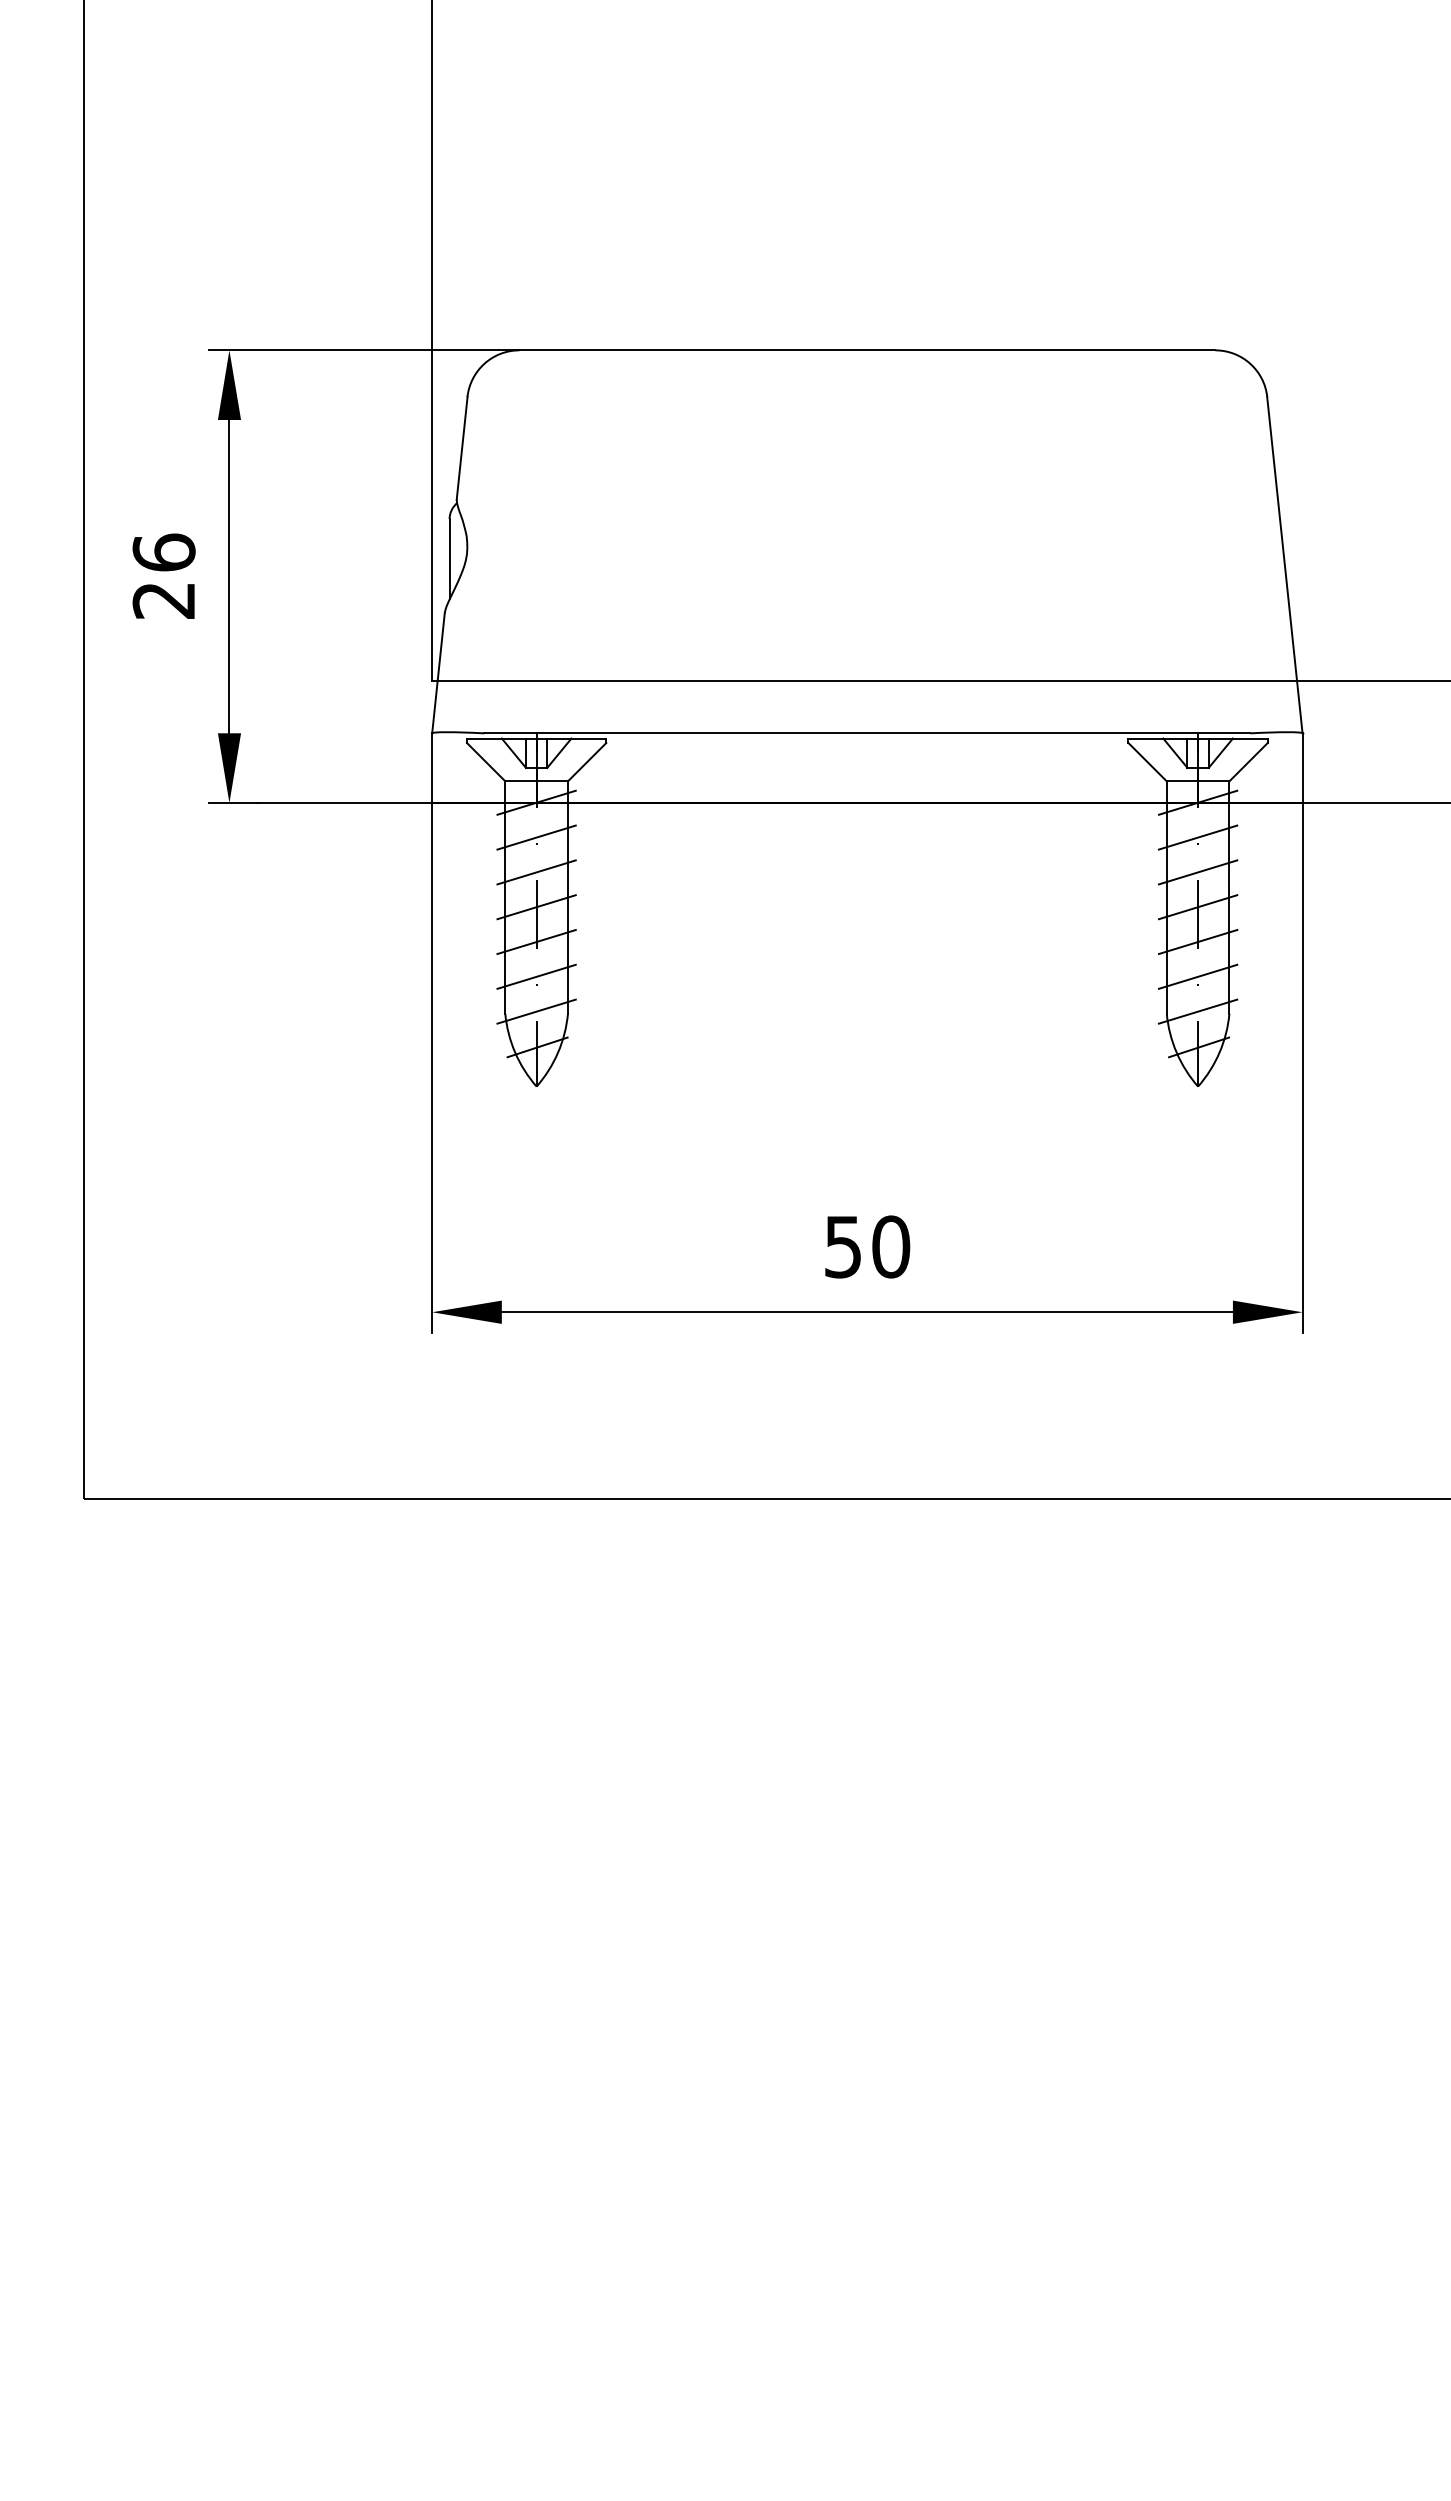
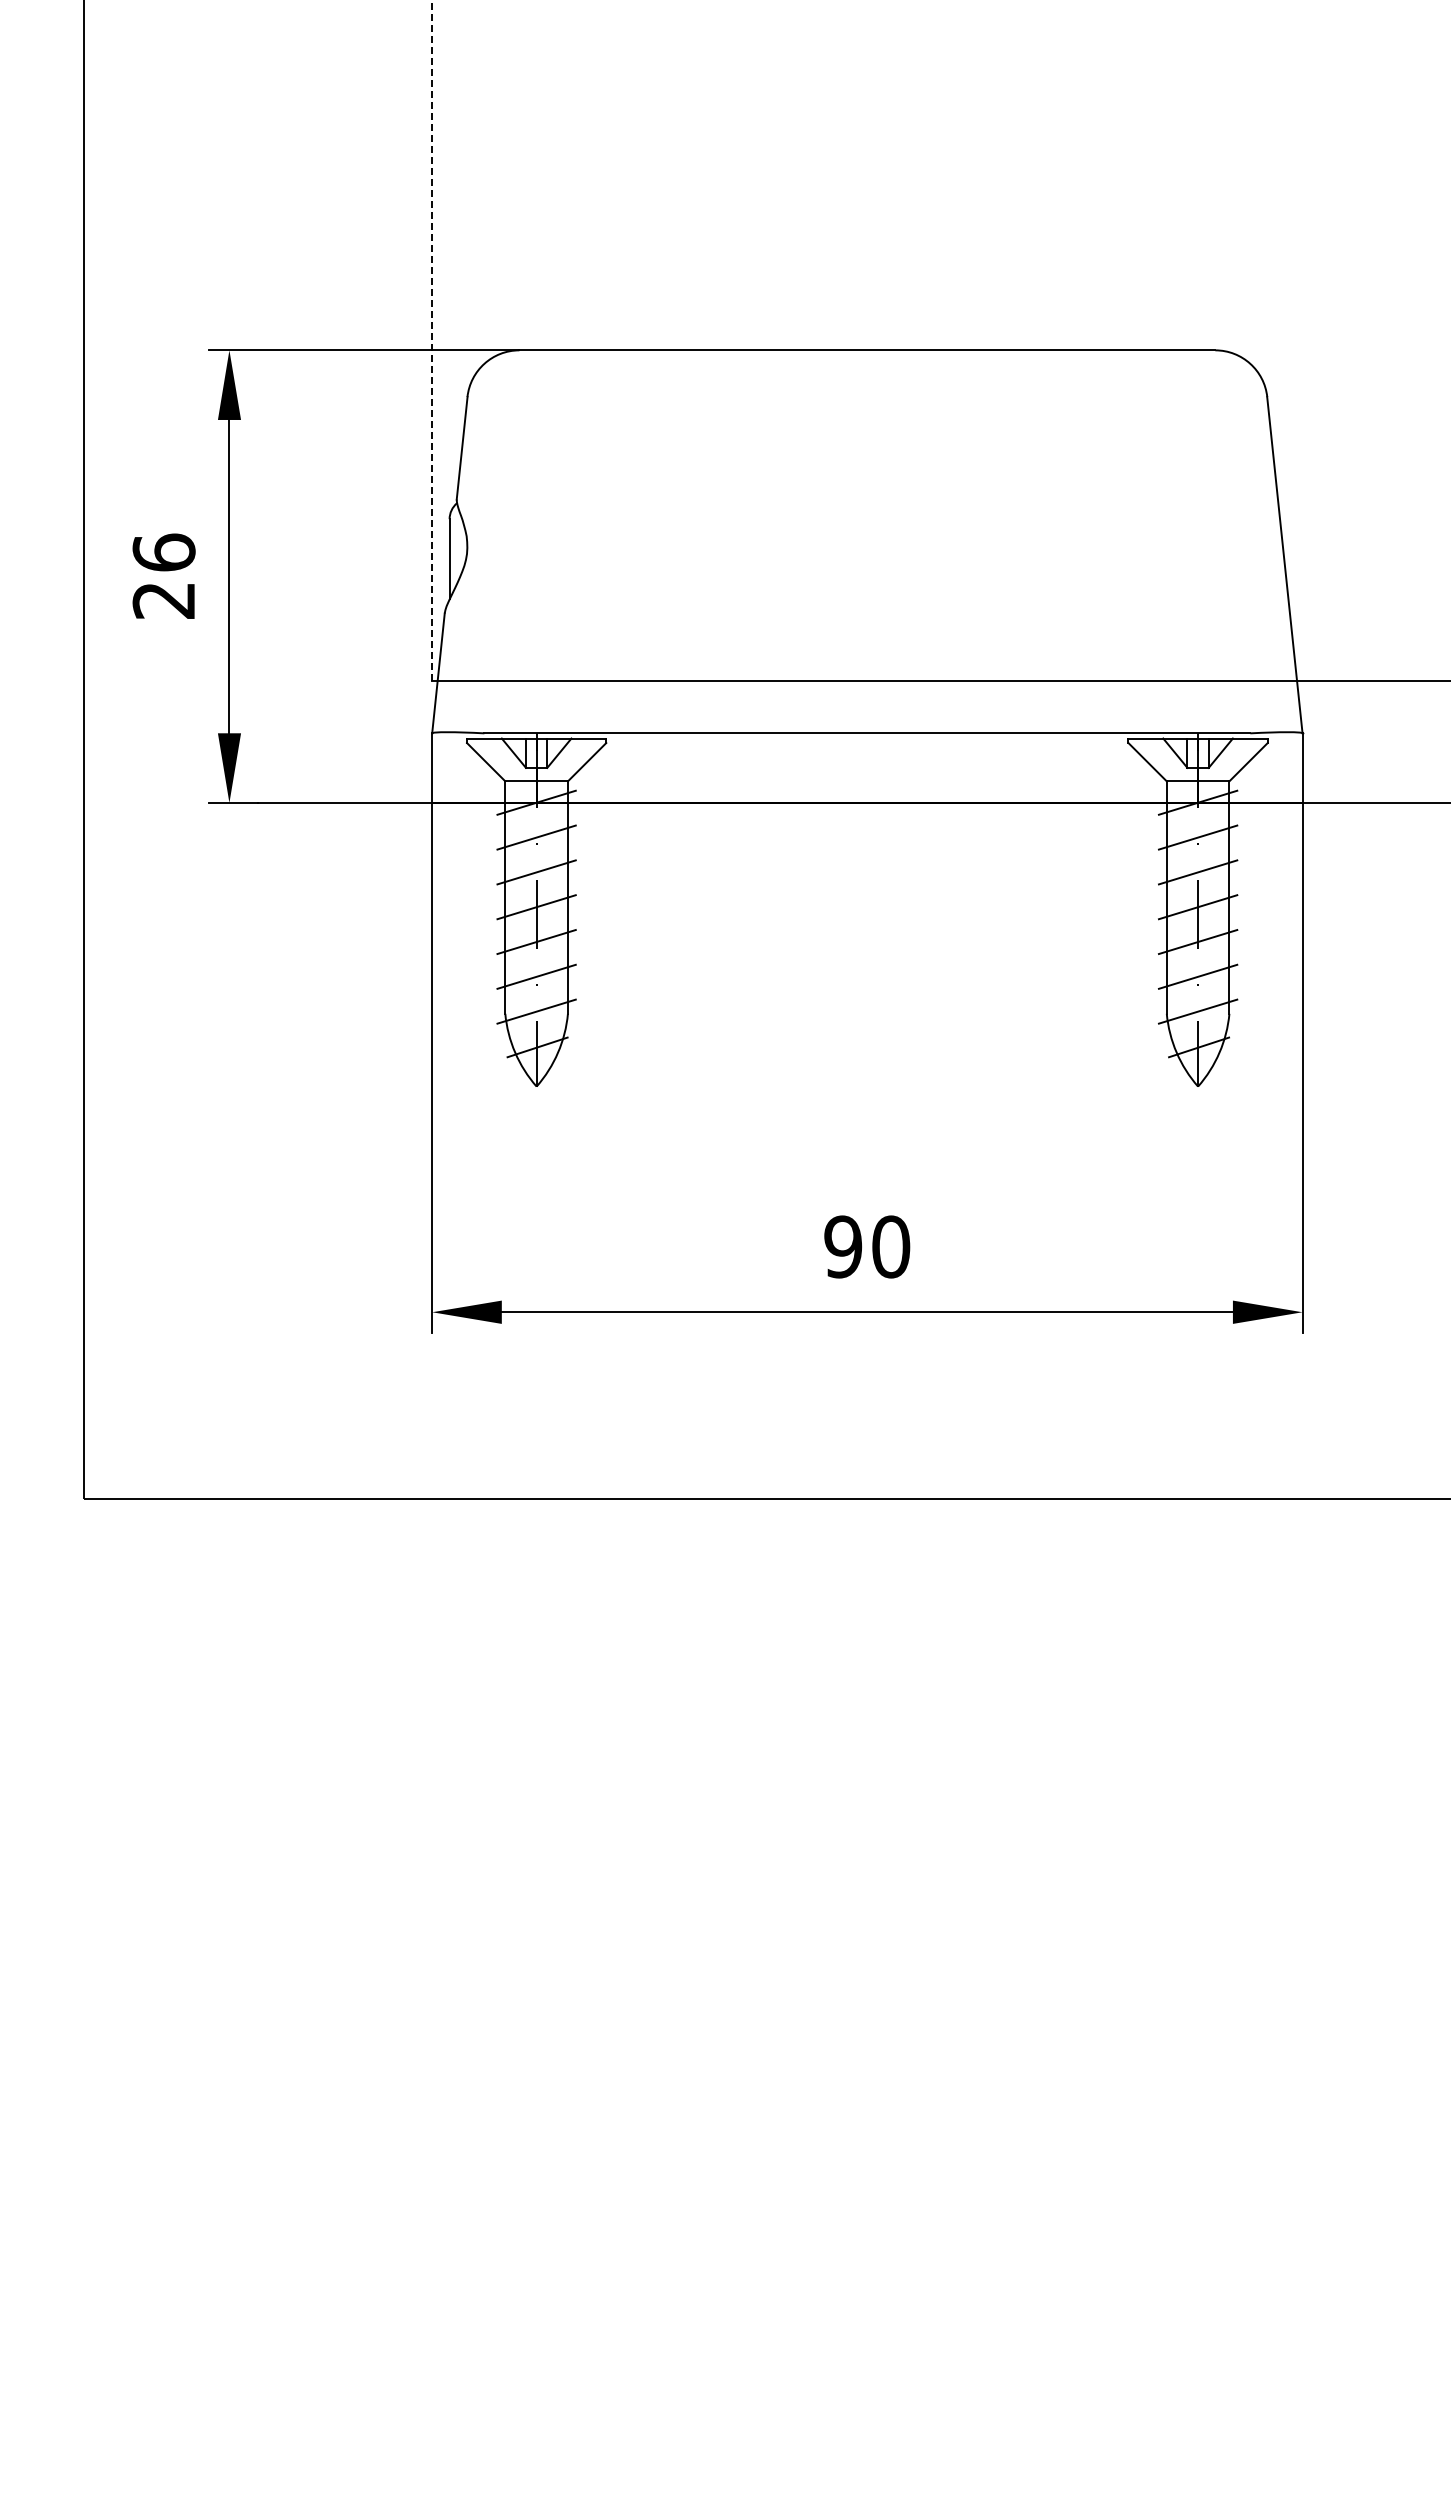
line: solid -> dashed (432, 340)
text: 50 -> 90 (843, 1246)
